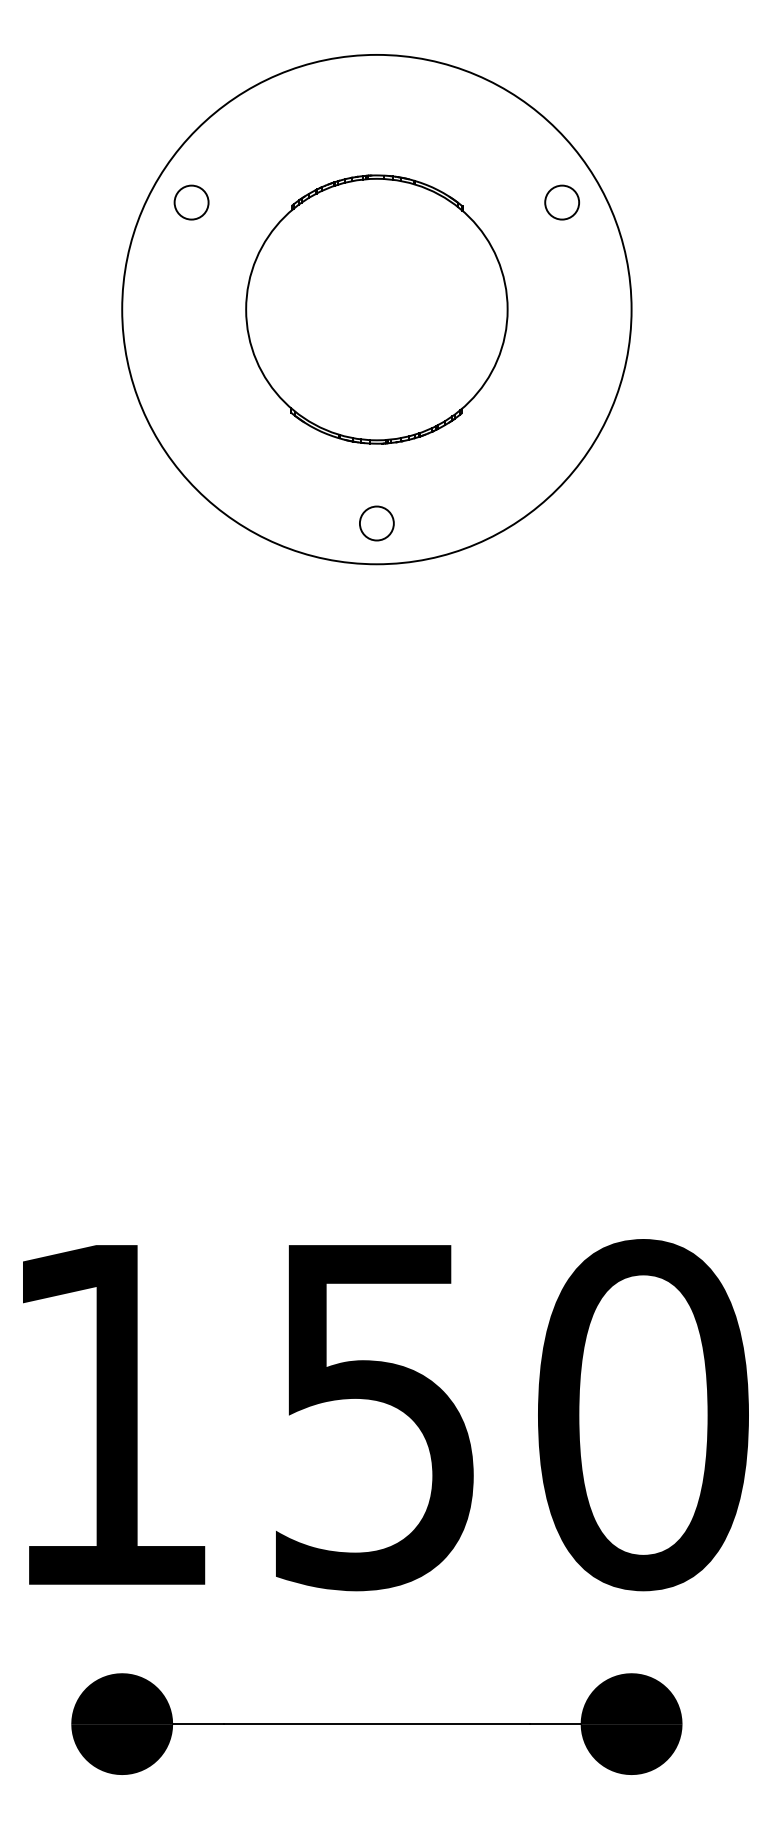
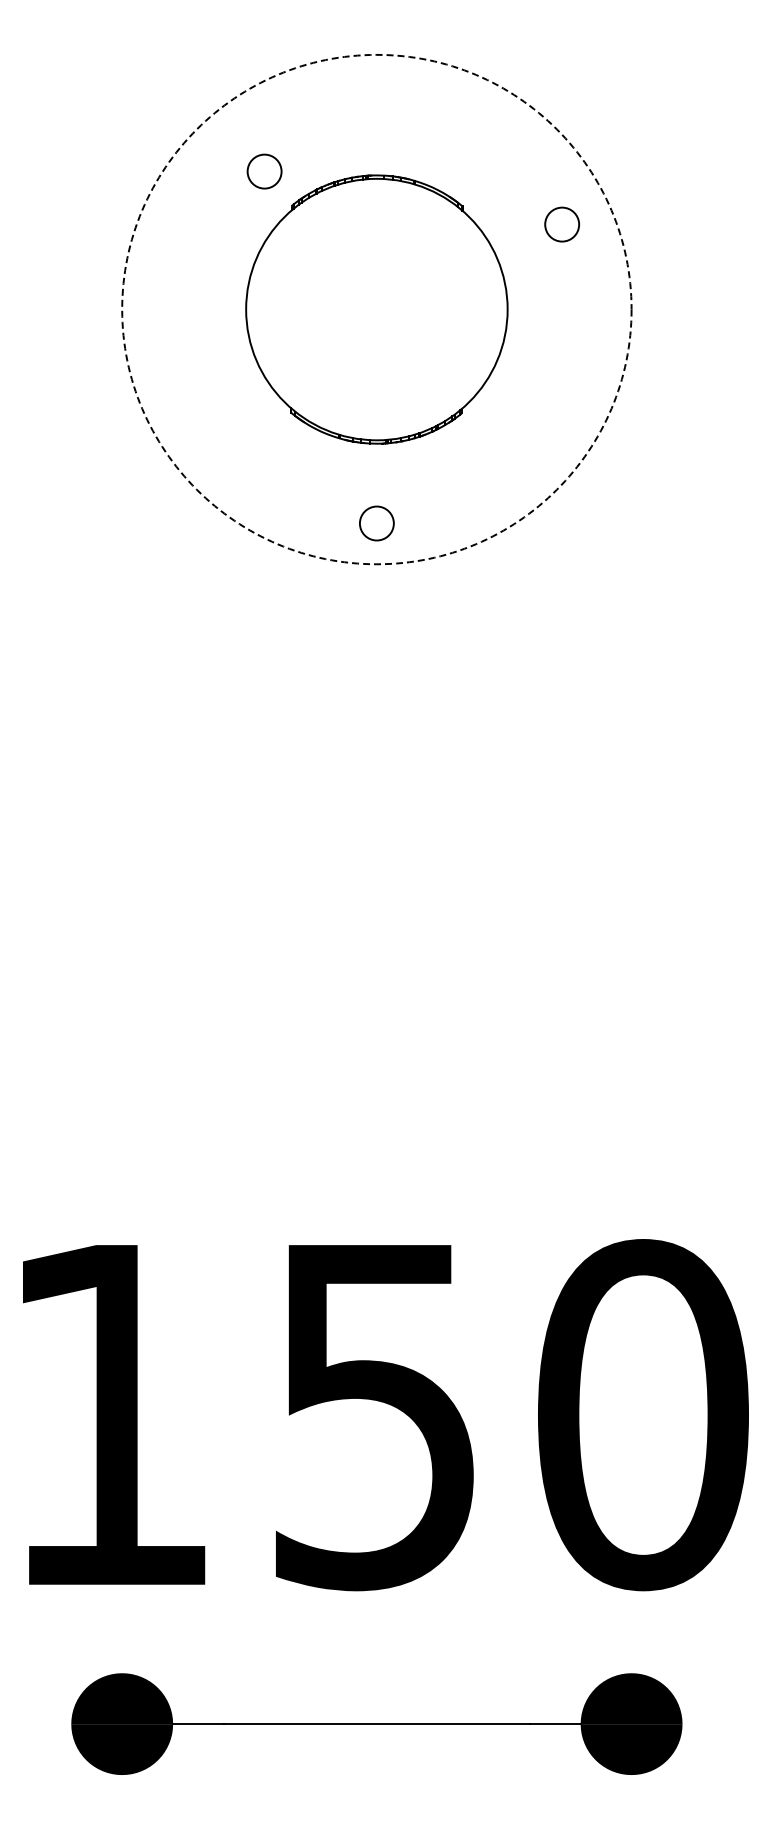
circle position: (191, 202) -> (264, 171) (264, 171)
circle position: (561, 202) -> (561, 224) (561, 224)
circle: solid -> dashed (376, 309)
